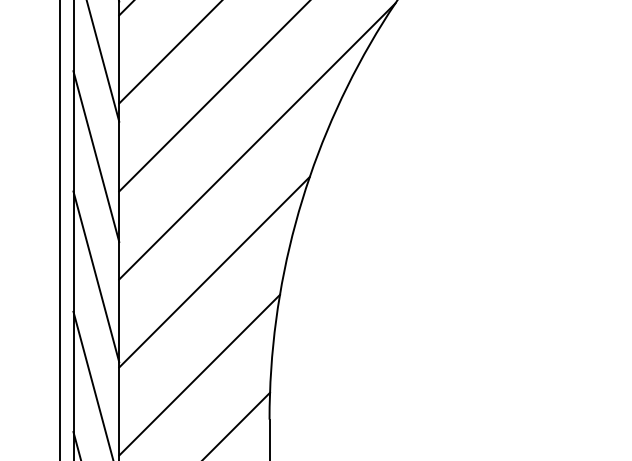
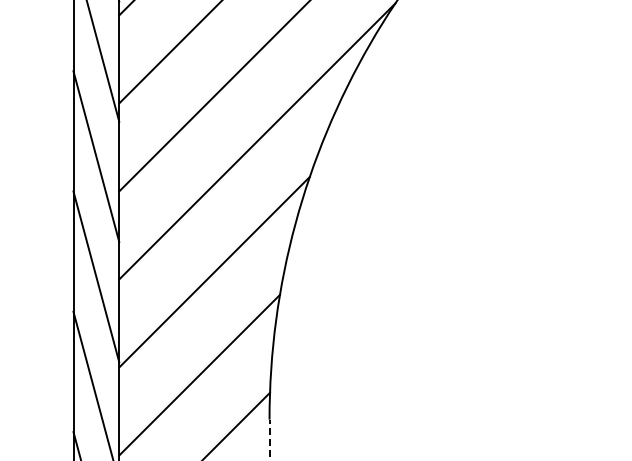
line: present -> none (60, 229)
line: solid -> dashed (269, 439)
